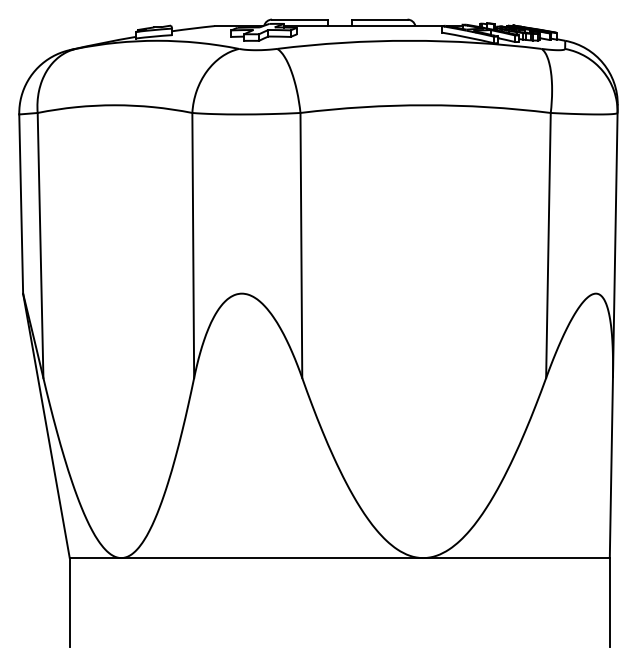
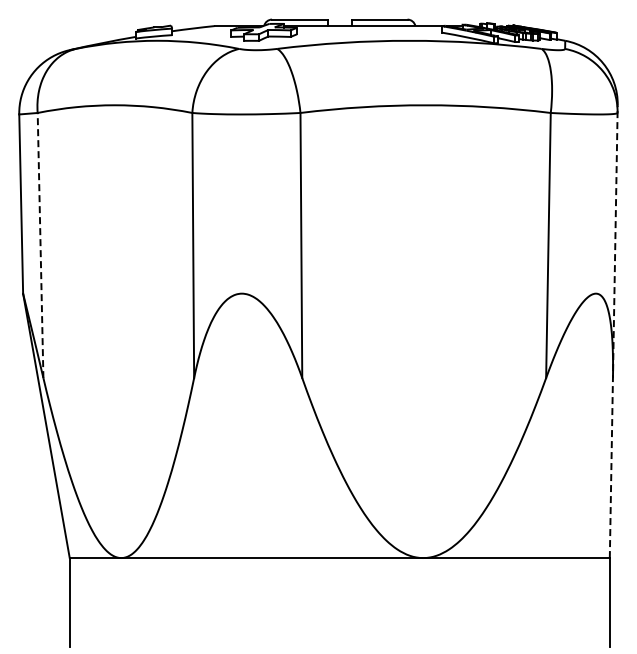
line: solid -> dashed (40, 245)
line: solid -> dashed (613, 331)
